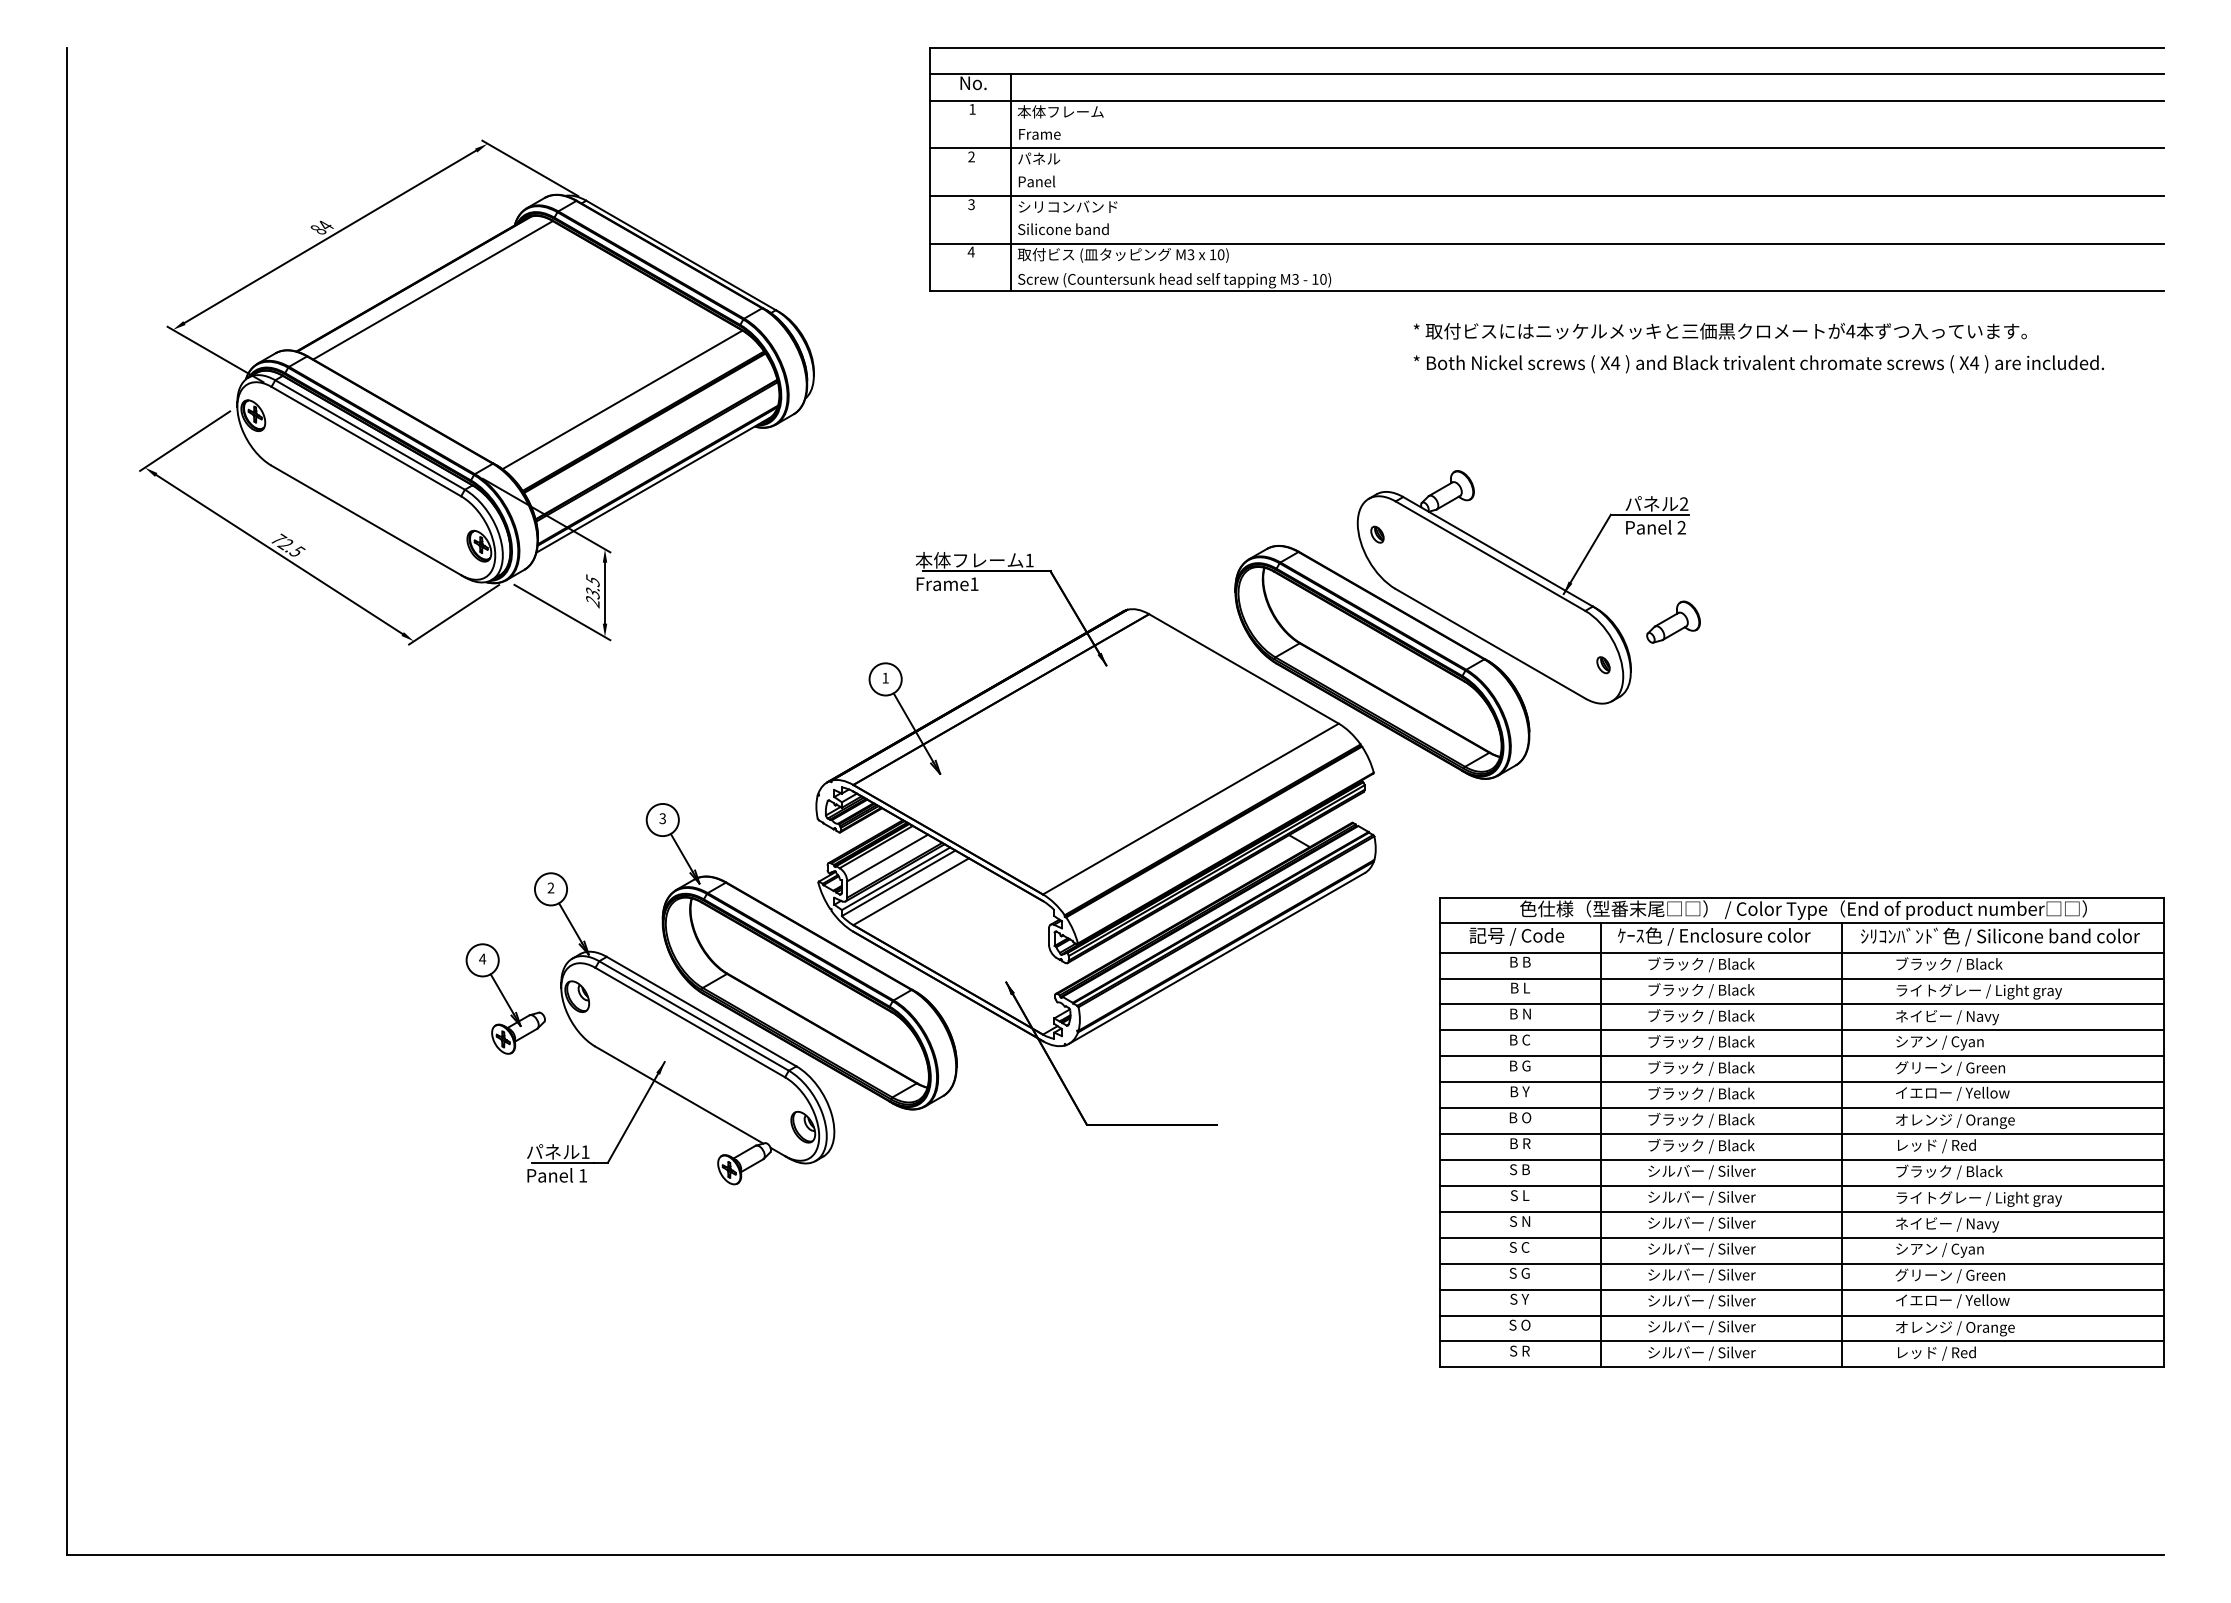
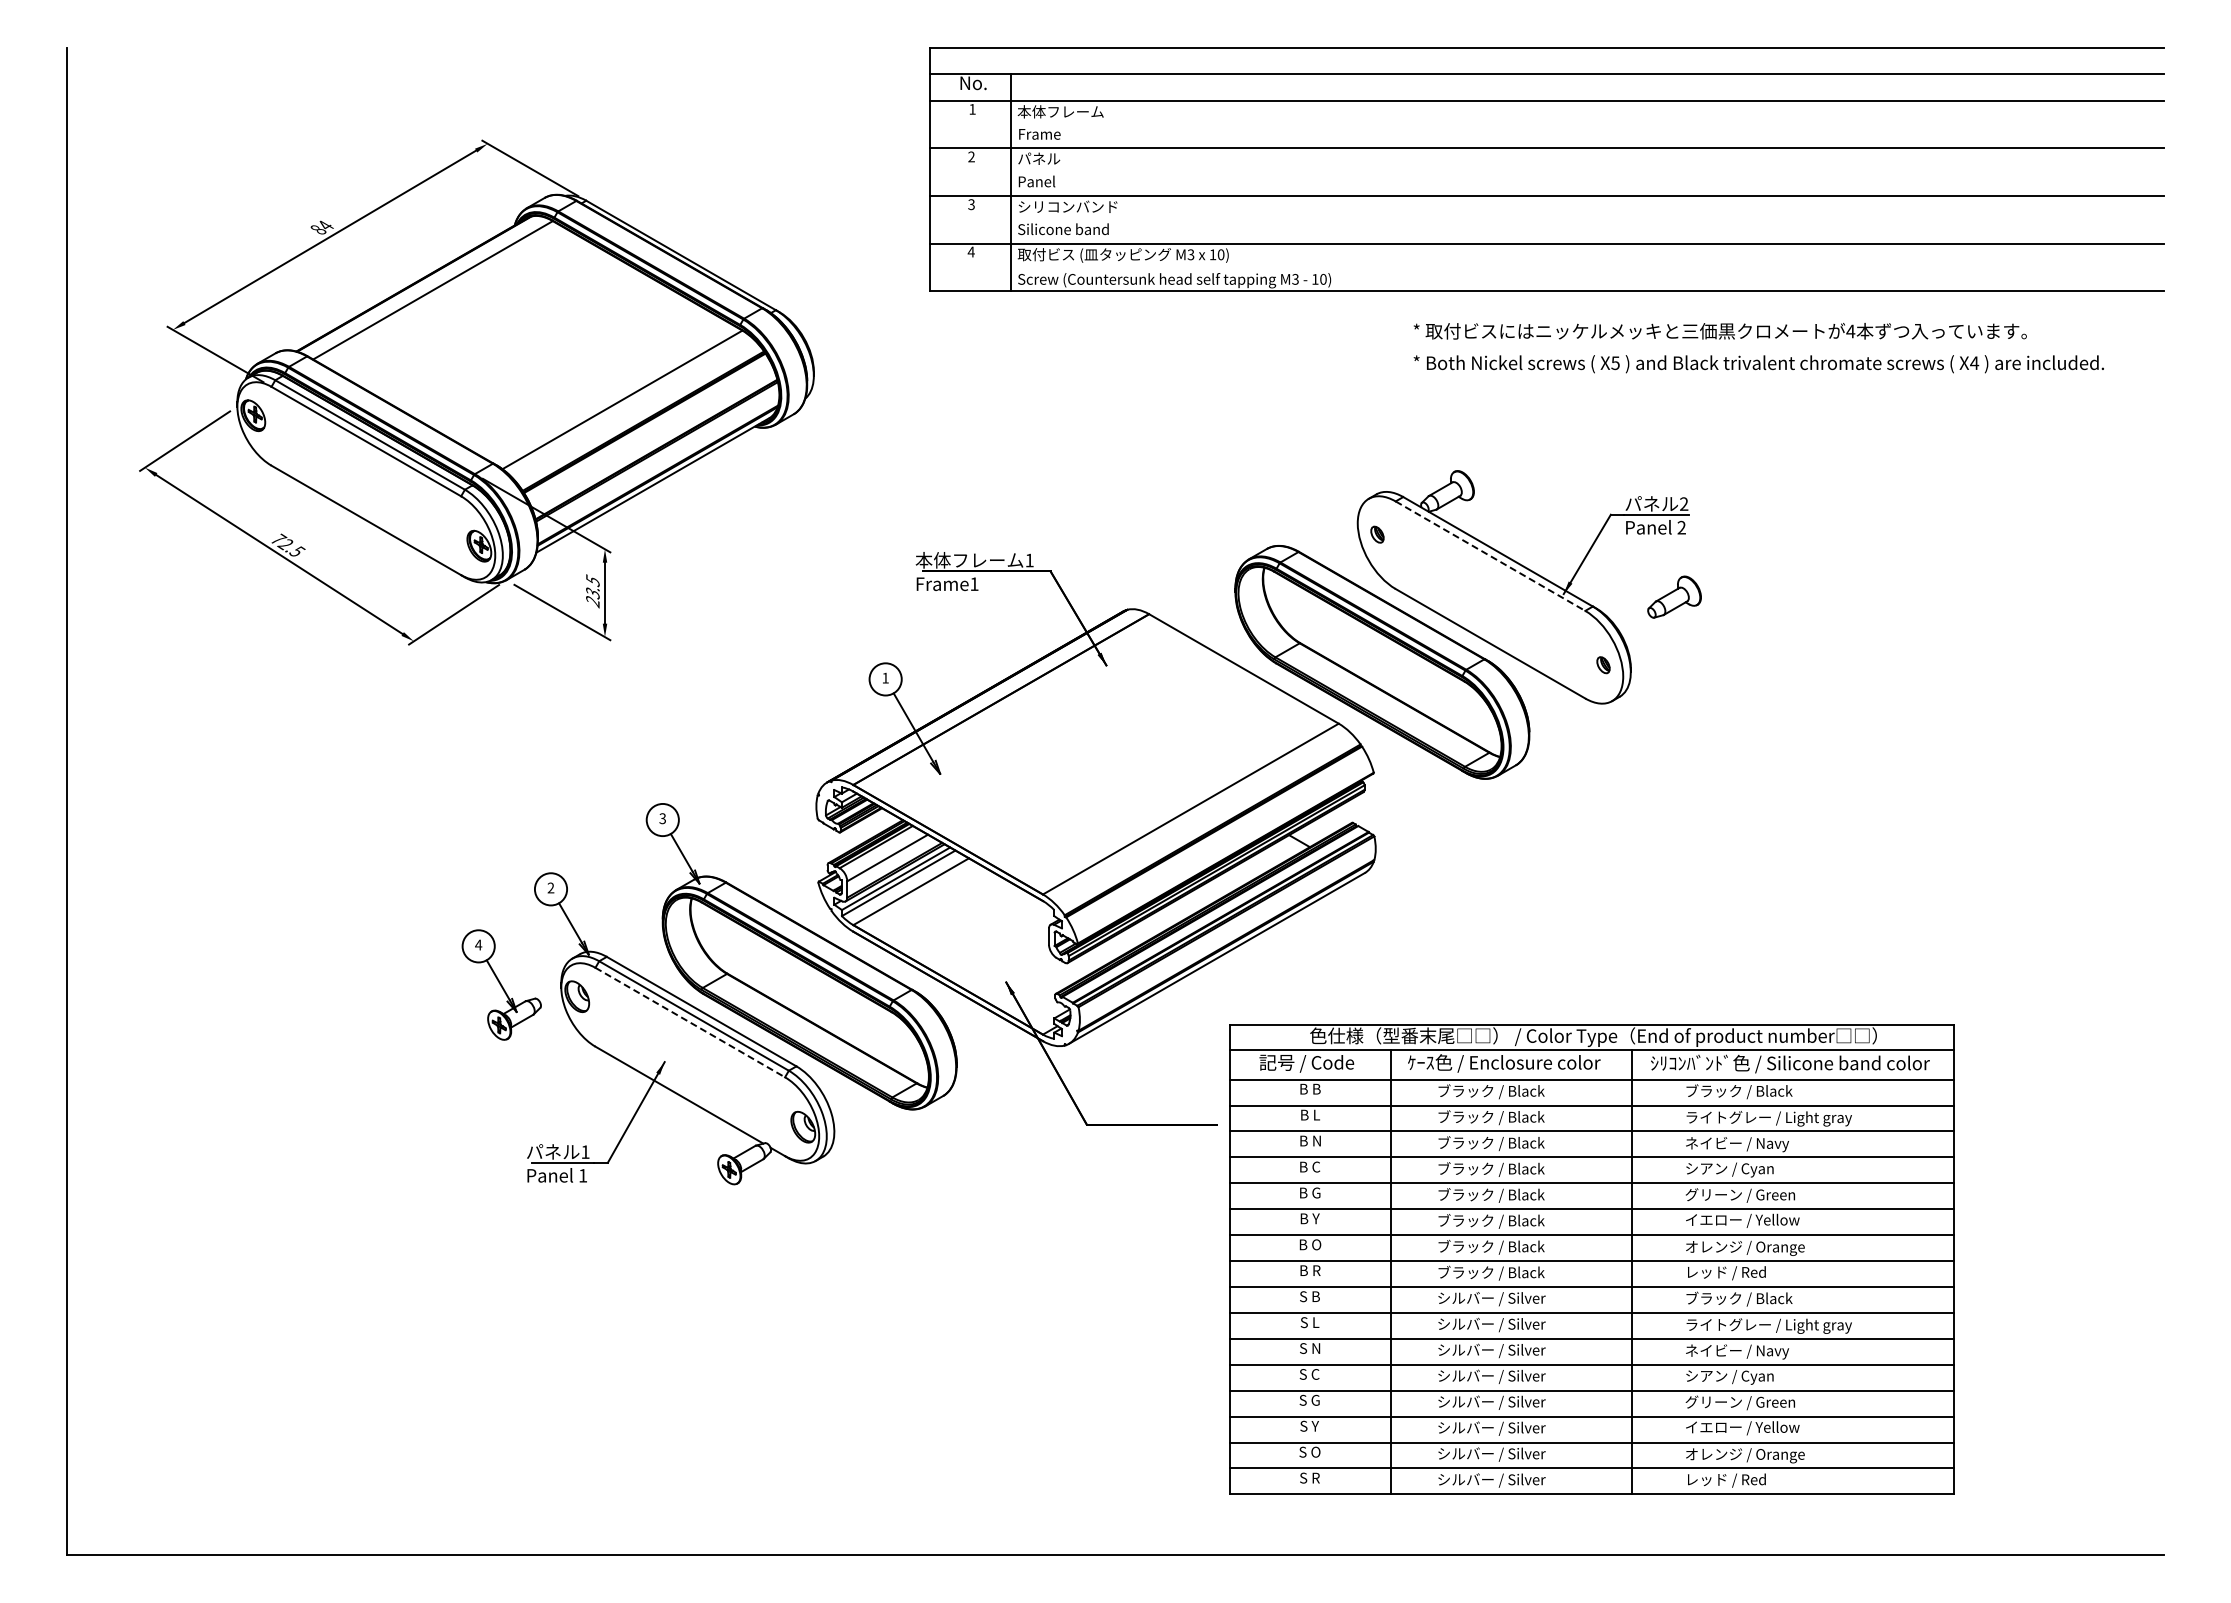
text: X4 -> X5 (1615, 363)
line: solid -> dashed (1490, 556)
part position: (1673, 621) -> (1674, 596) (1674, 596)
part position: (505, 998) -> (501, 984) (501, 984)
line: solid -> dashed (690, 1022)
part position: (1801, 1132) -> (1591, 1259) (1591, 1259)
